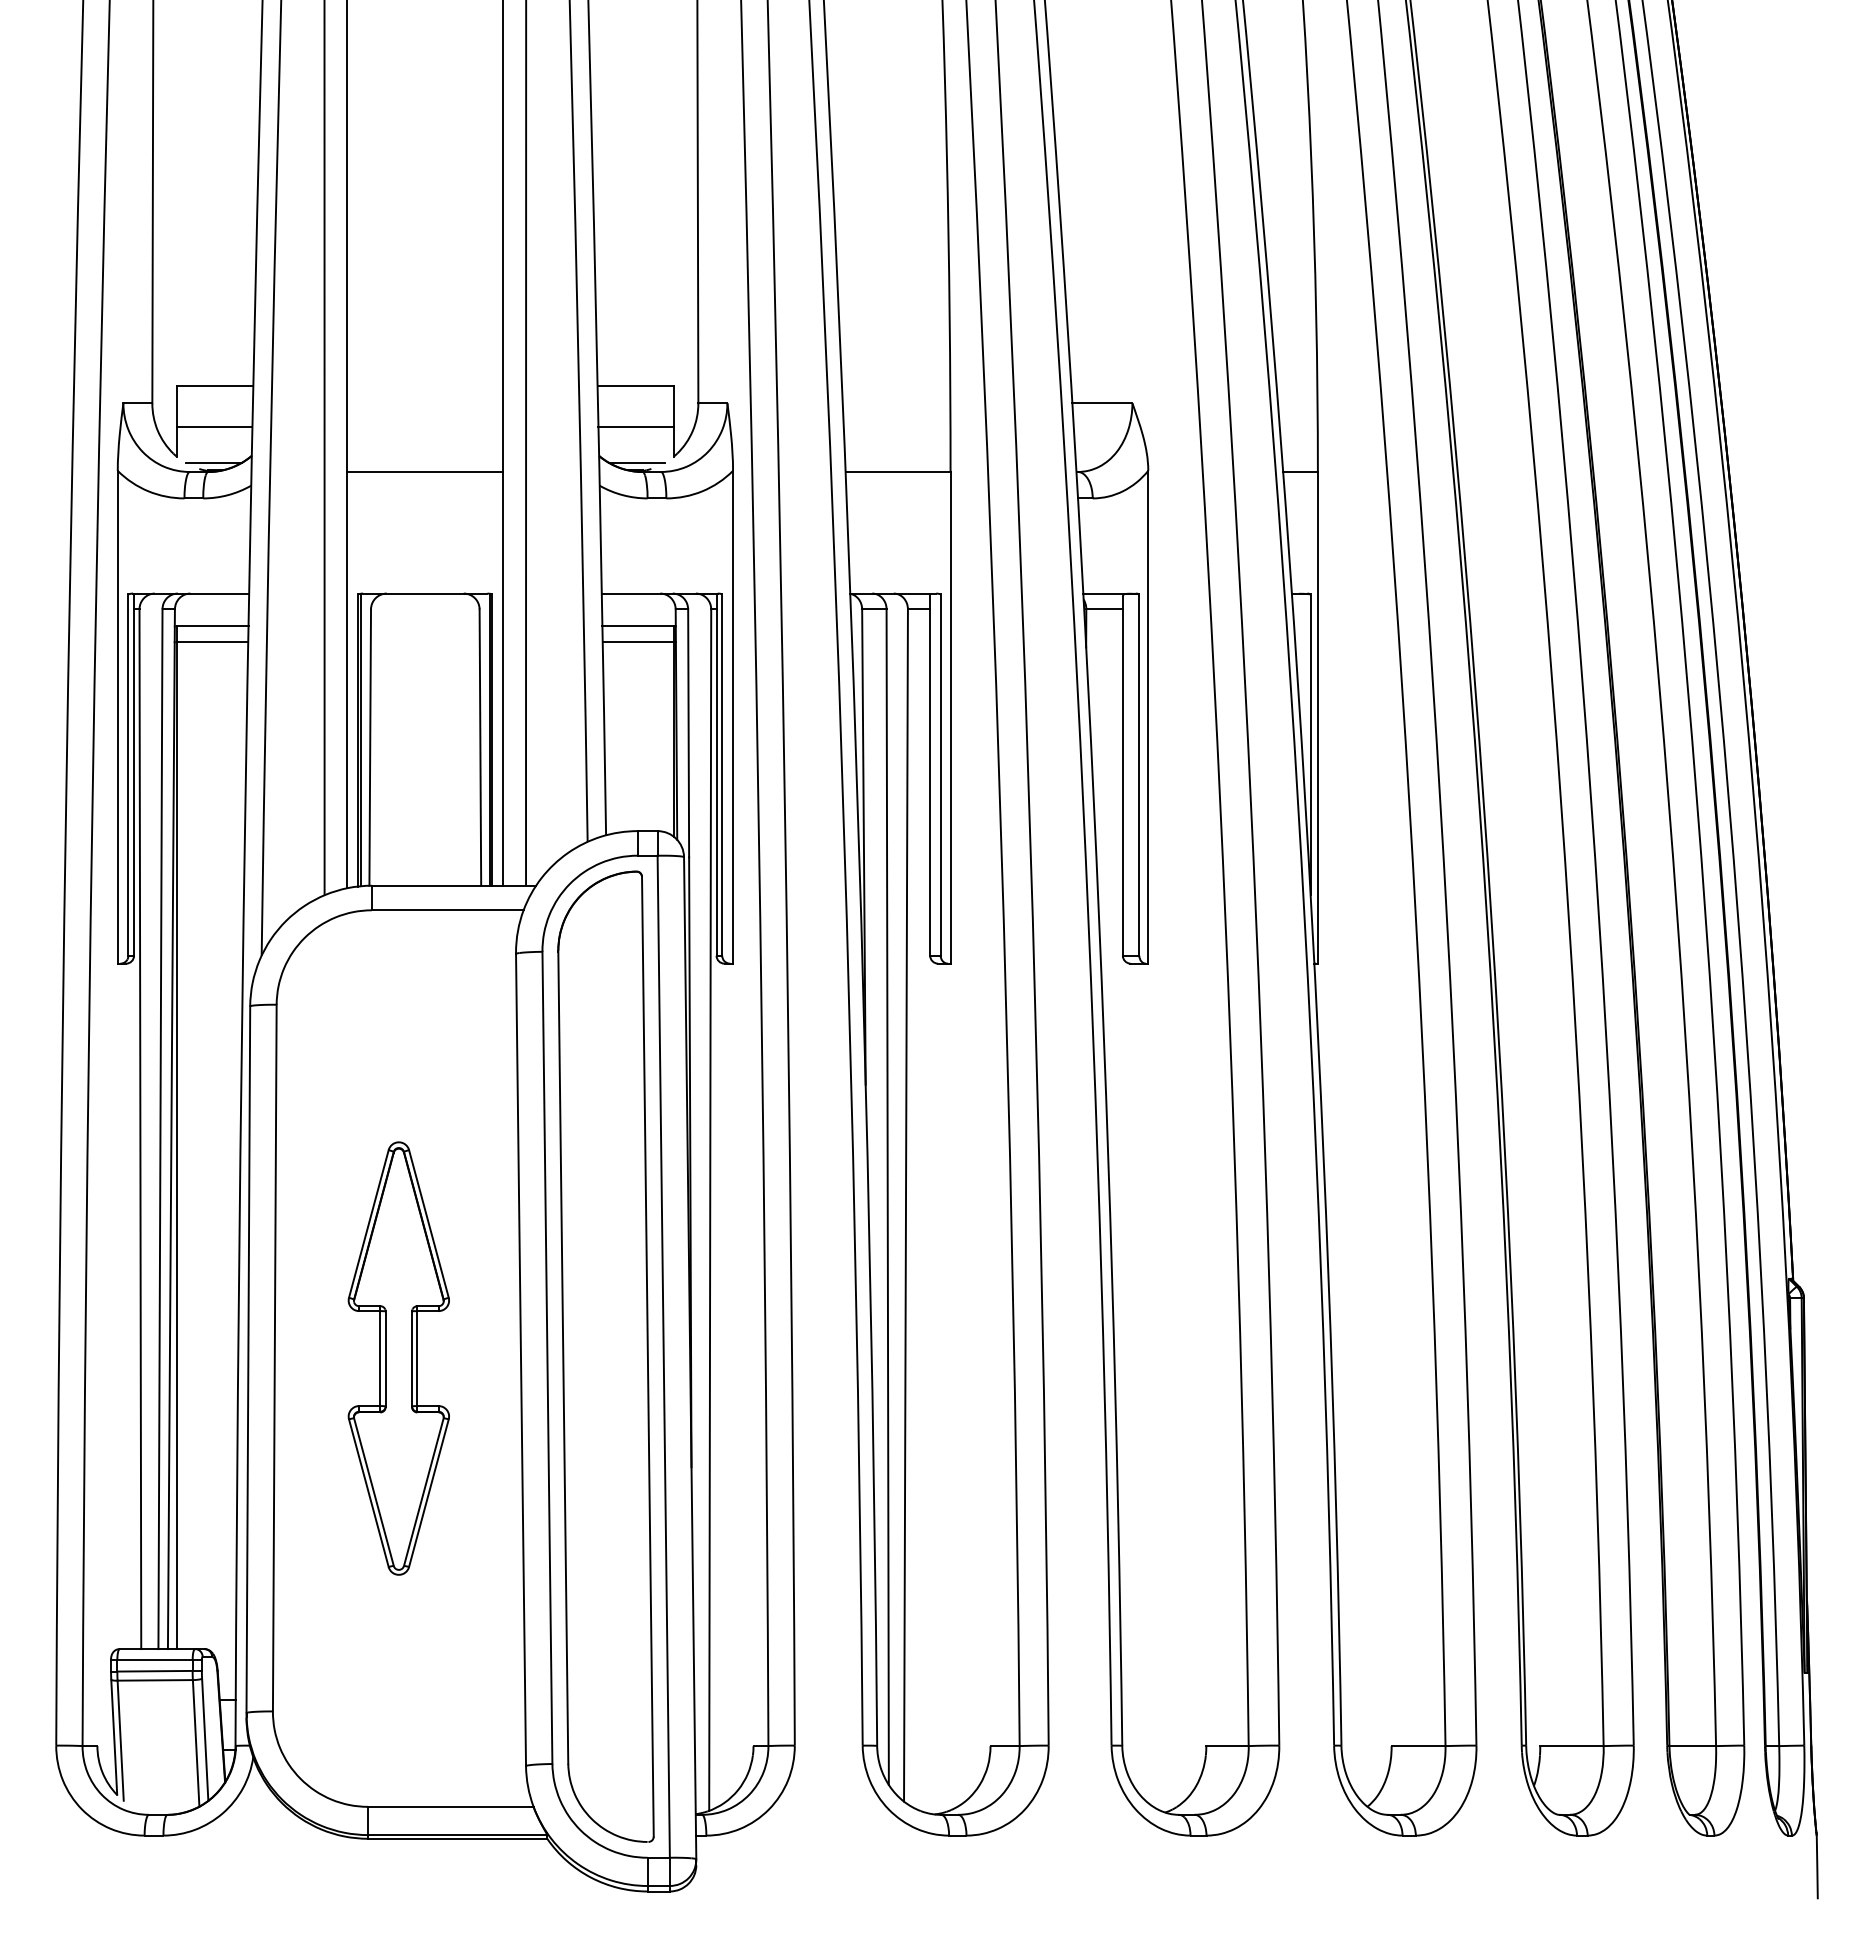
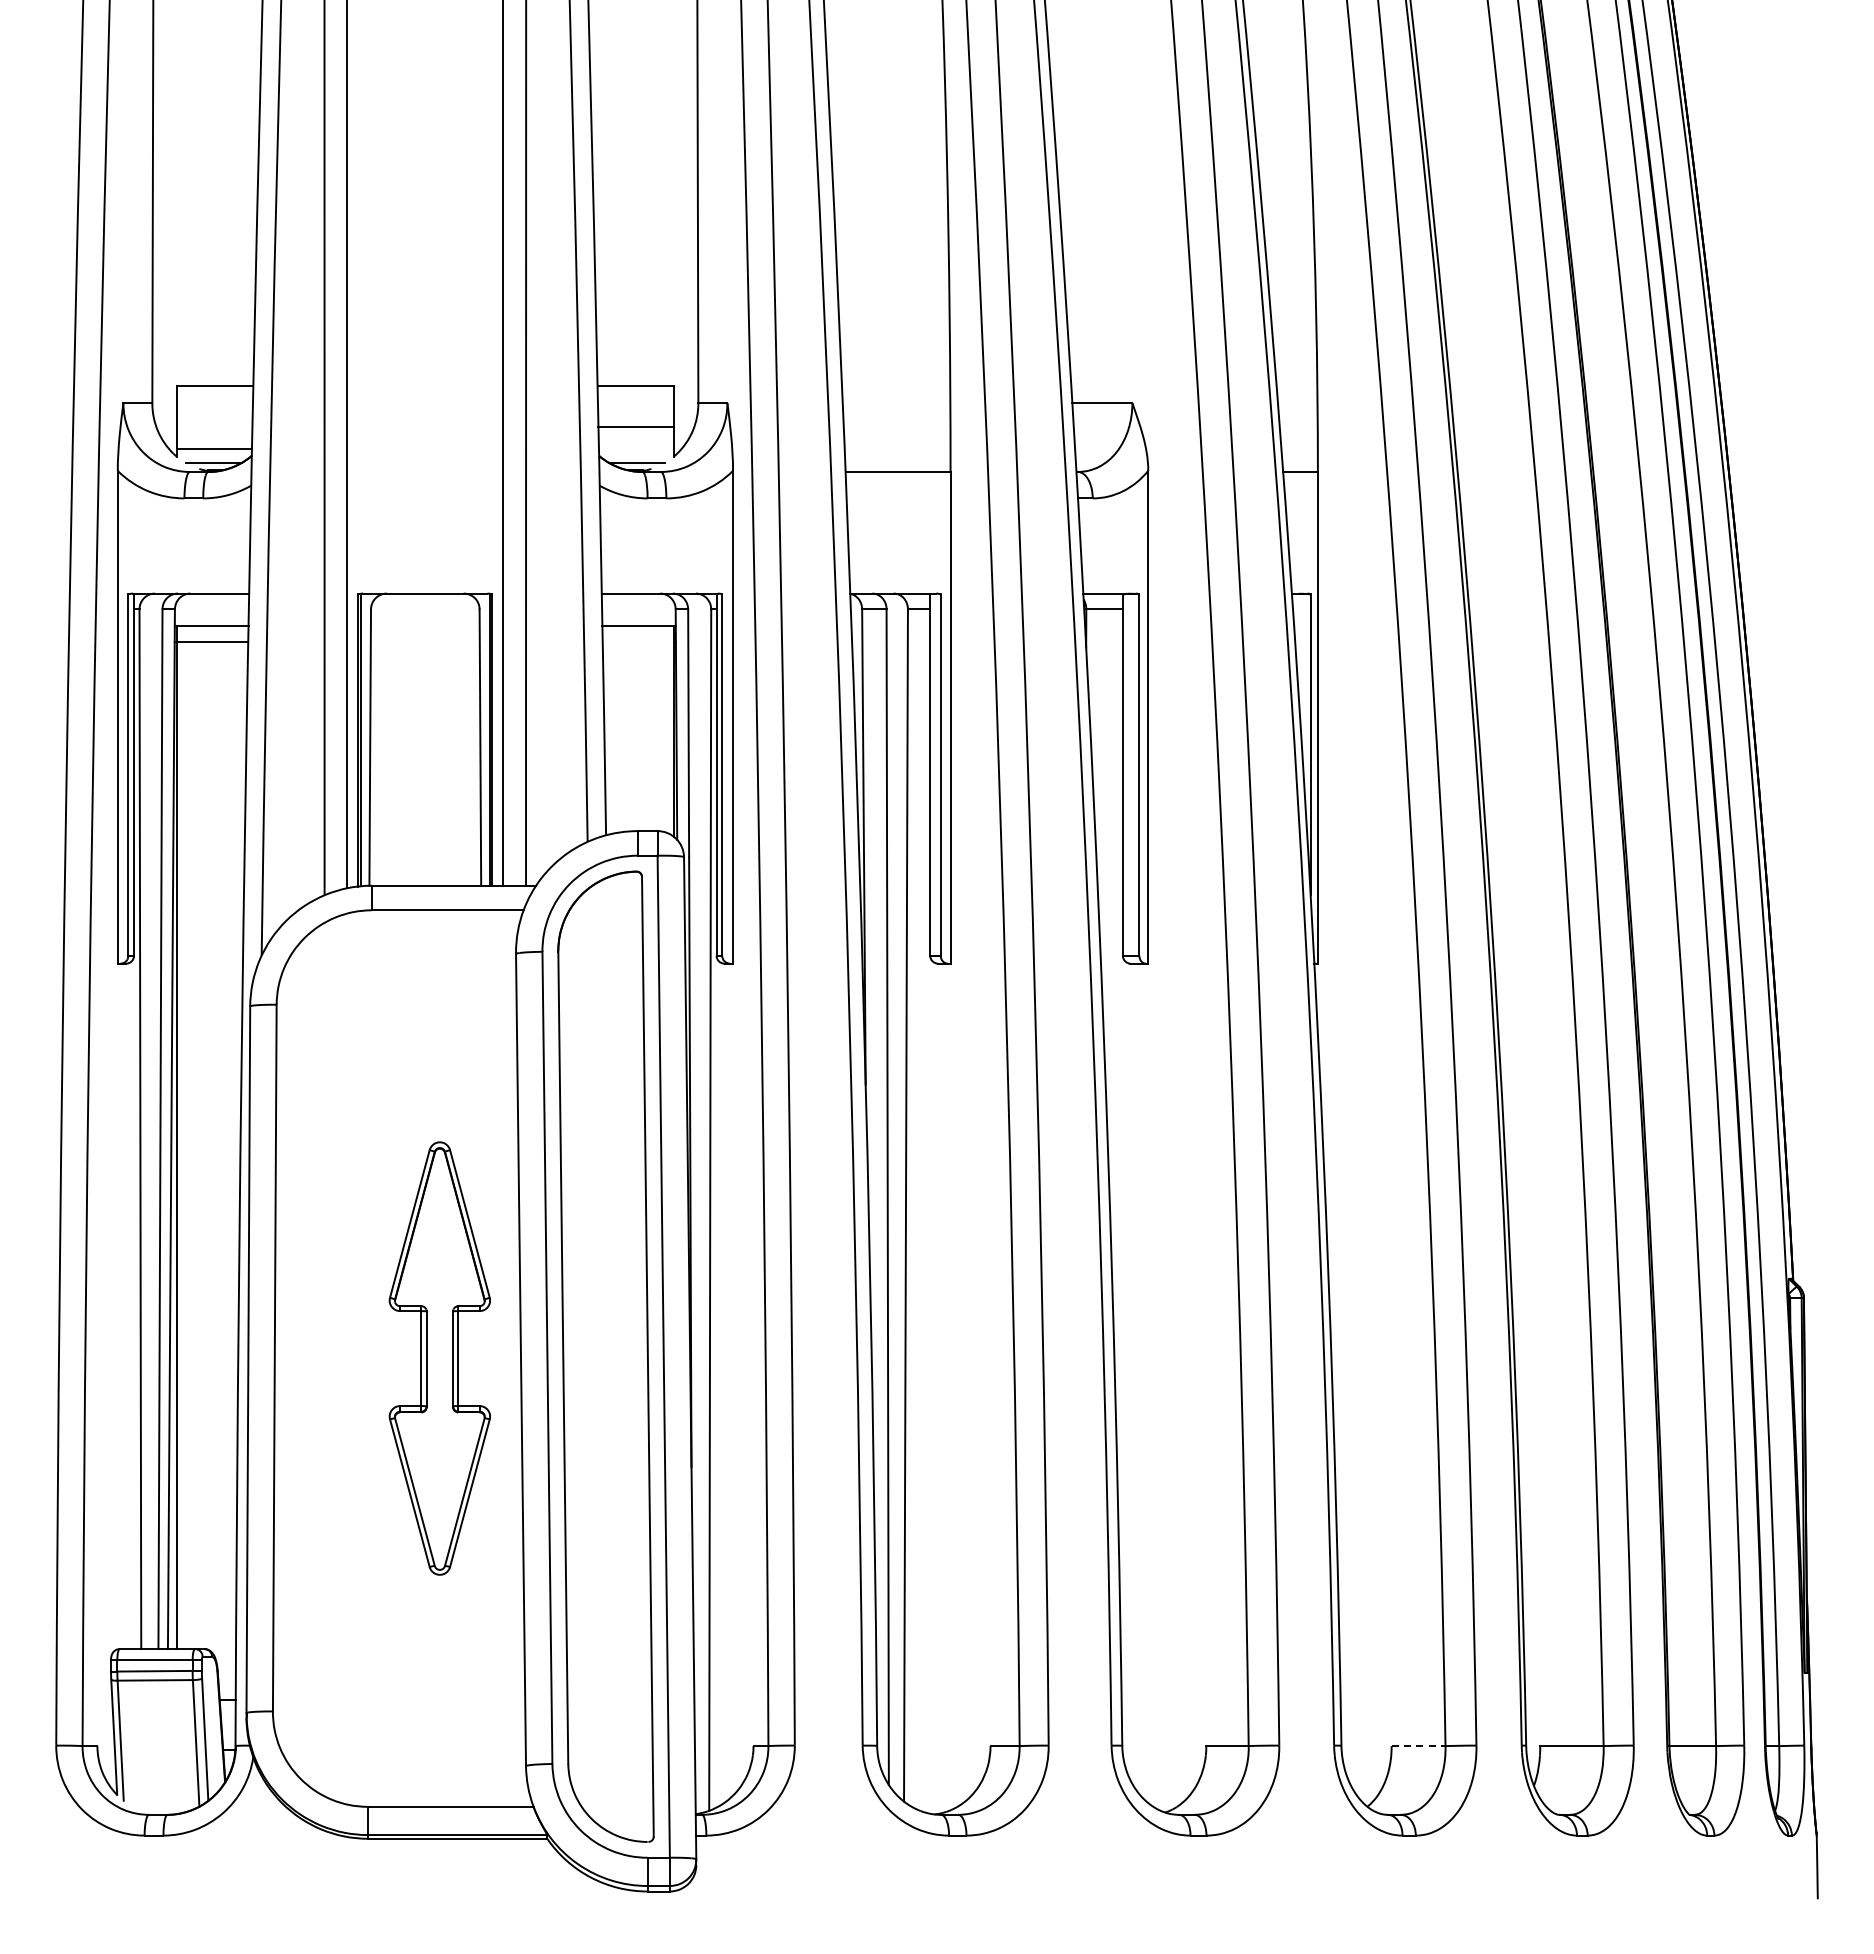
line position: (214, 426) -> (214, 448) (214, 448)
line: present -> none (425, 471)
line: present -> none (637, 642)
part position: (398, 1358) -> (439, 1358) (439, 1358)
line: solid -> dashed (1418, 1746)
